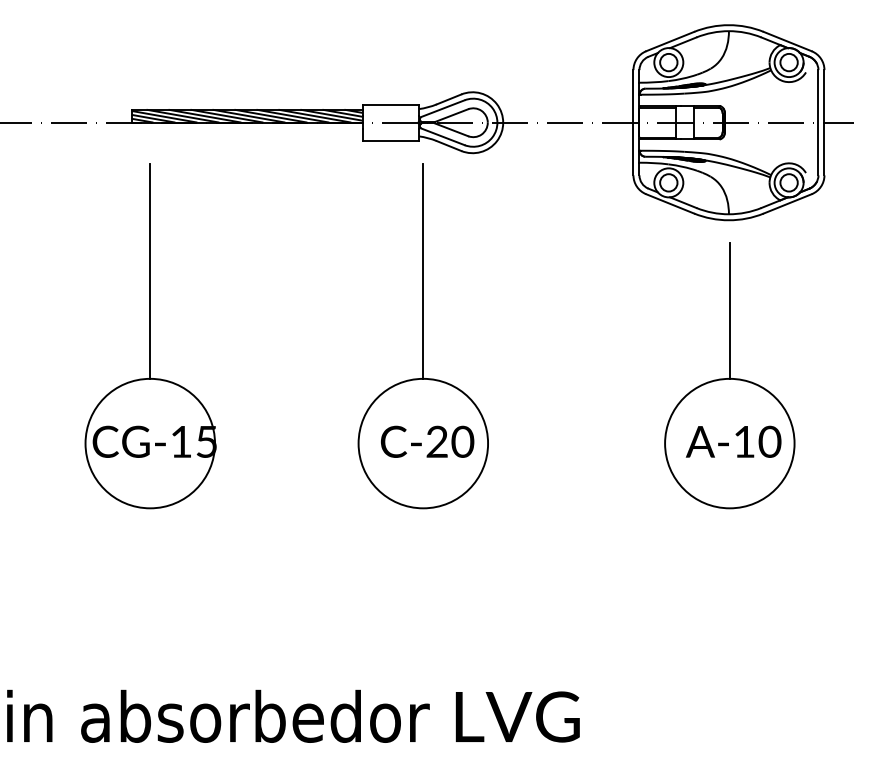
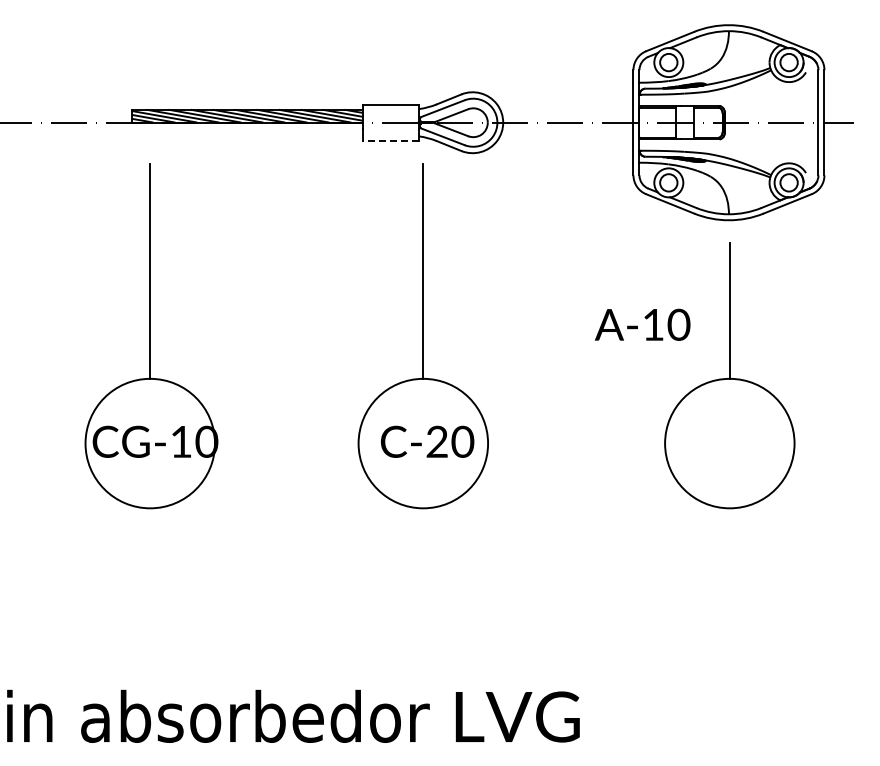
line: solid -> dashed (390, 140)
text: CG-15 -> CG-10 (206, 441)
text position: (733, 441) -> (642, 324) (642, 324)
